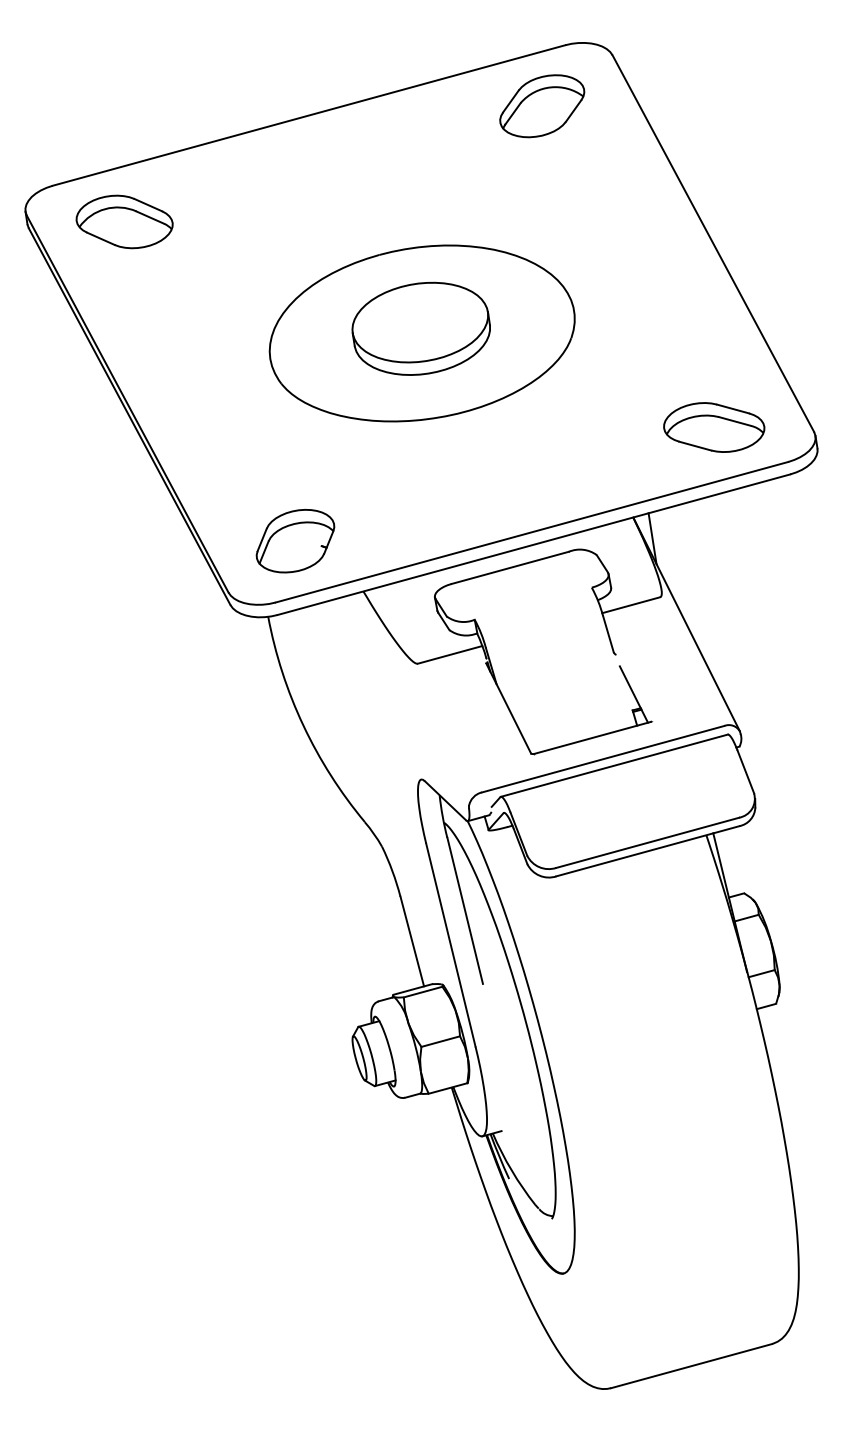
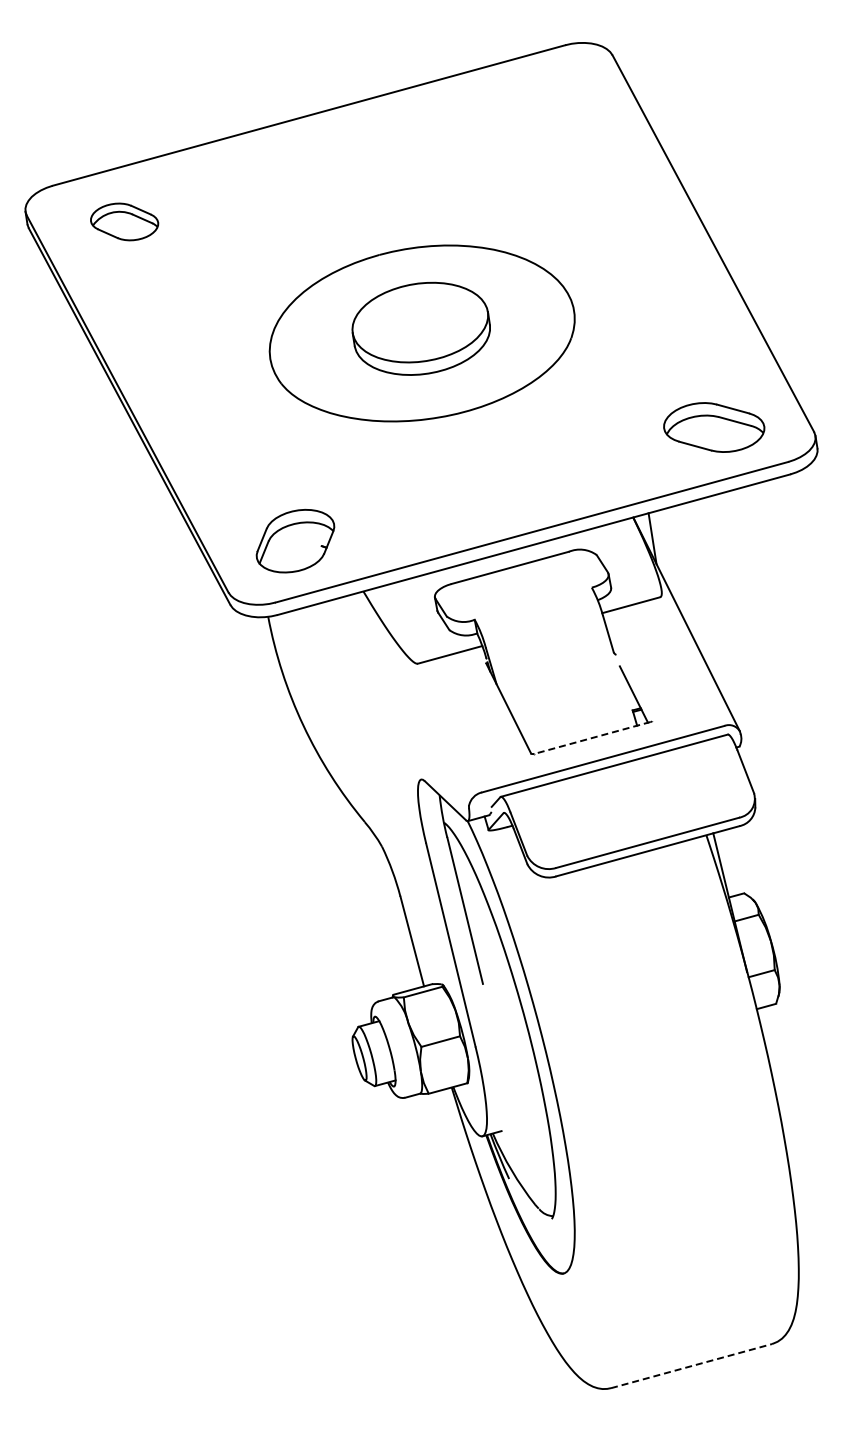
part: present -> none (542, 106)
part size: 99x56 px -> 70x40 px (124, 221)
line: solid -> dashed (591, 738)
line: solid -> dashed (692, 1366)
